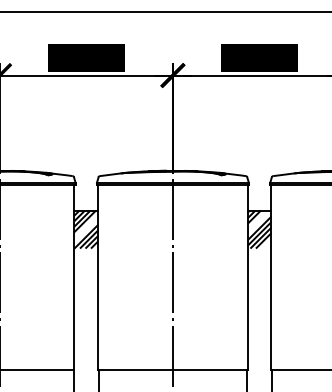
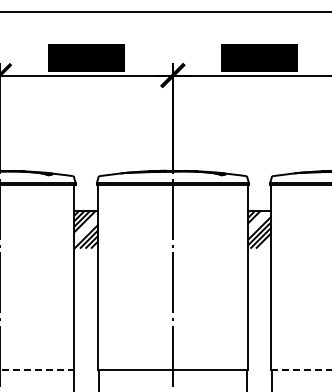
line: solid -> dashed (37, 369)
line: solid -> dashed (301, 369)
